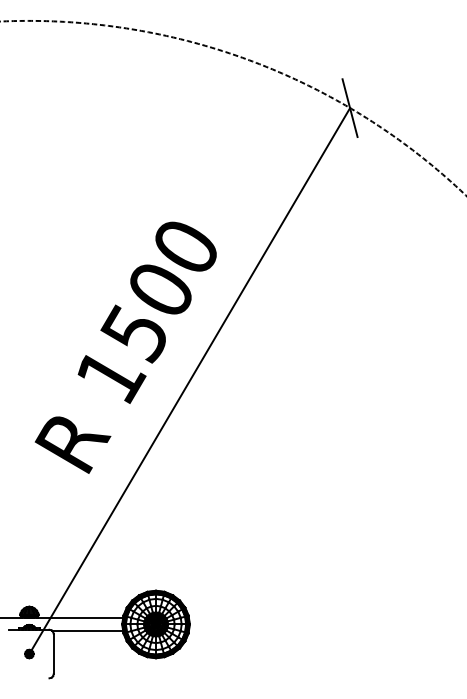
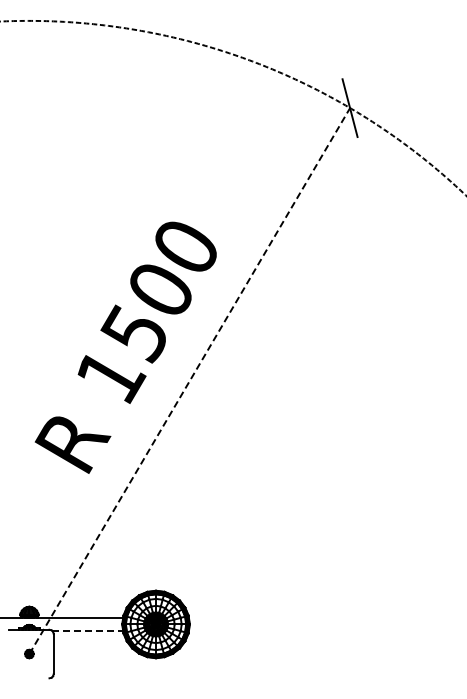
line: solid -> dashed (189, 381)
line: solid -> dashed (87, 630)
